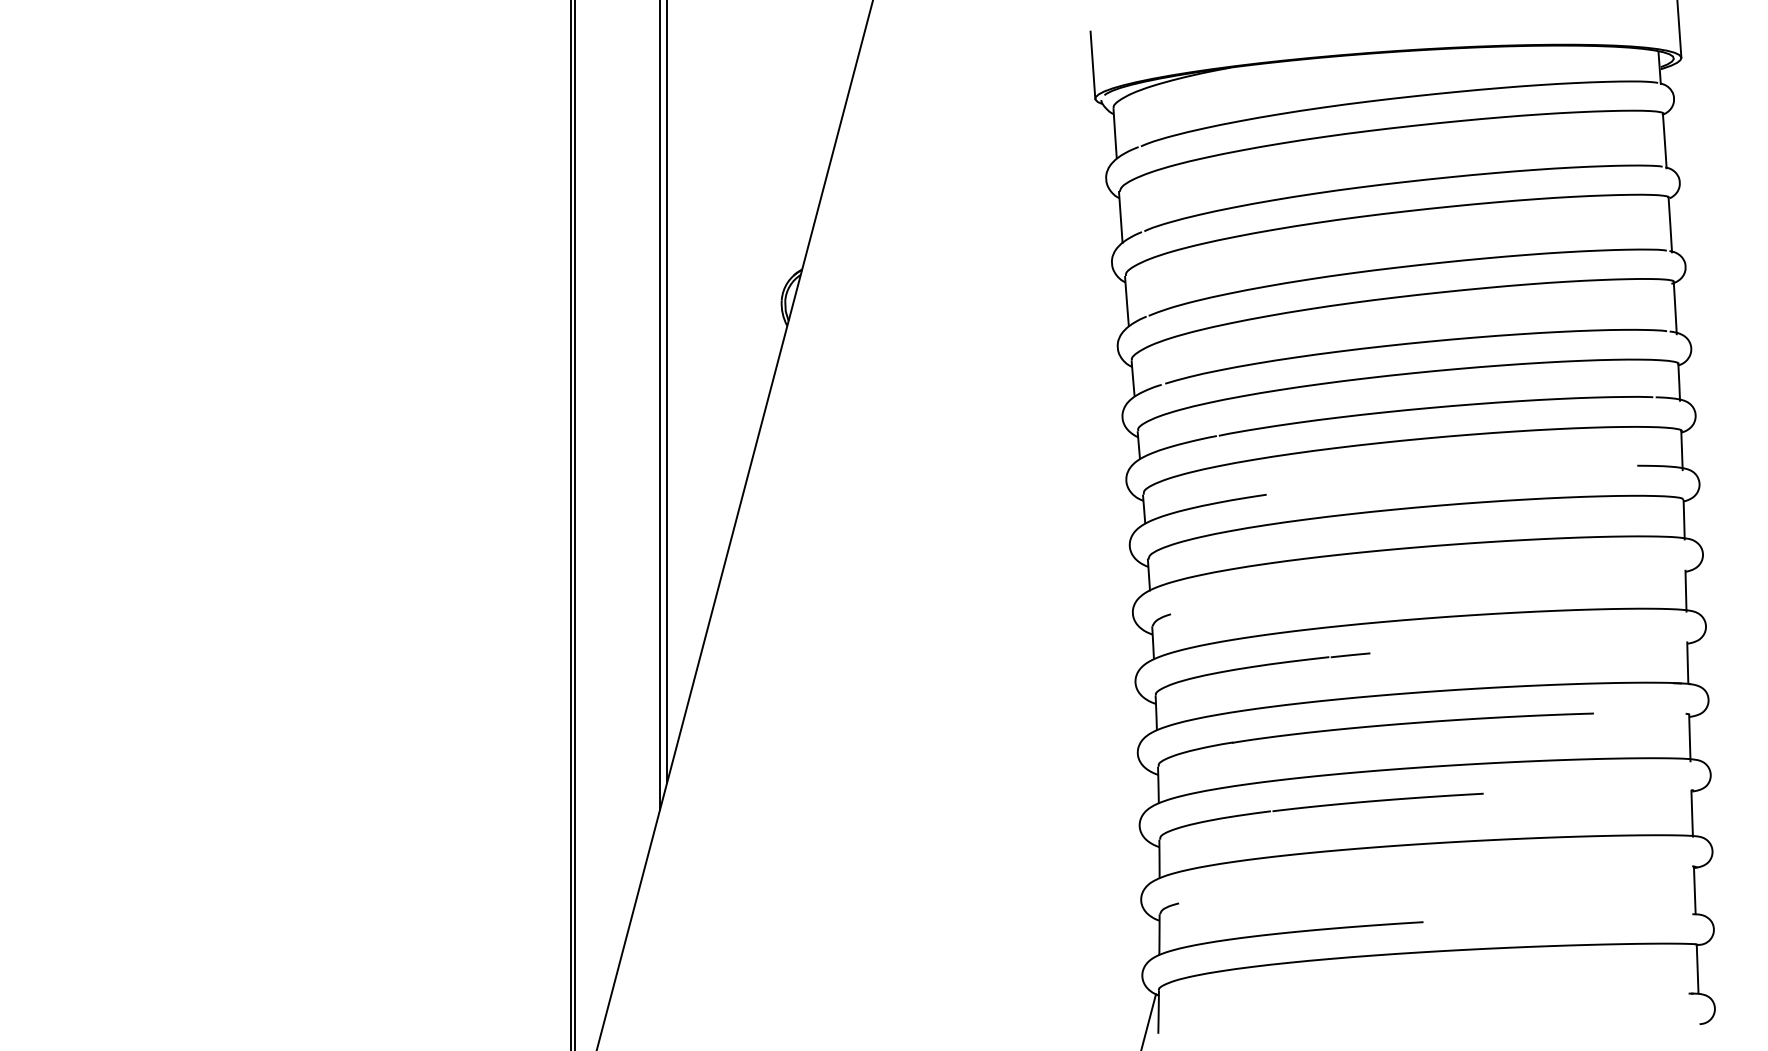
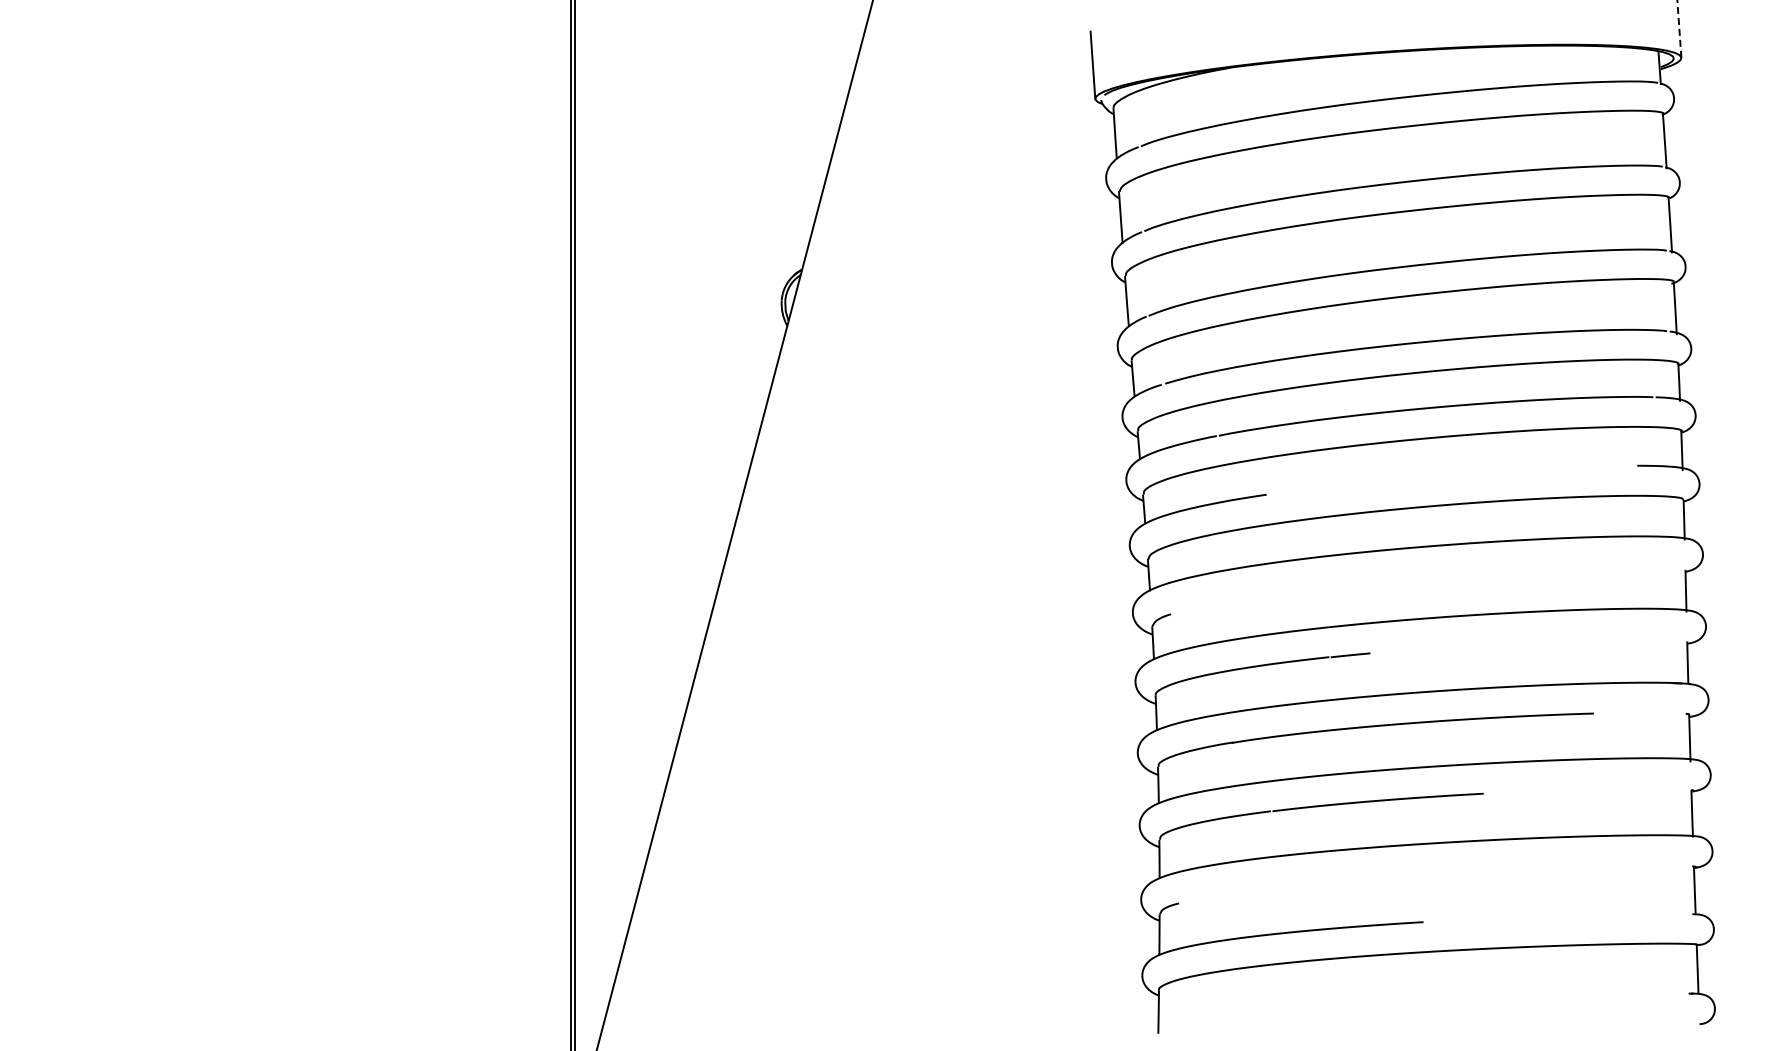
line: solid -> dashed (1679, 29)
line: present -> none (667, 392)
line: present -> none (660, 405)
line: present -> none (1149, 1020)
